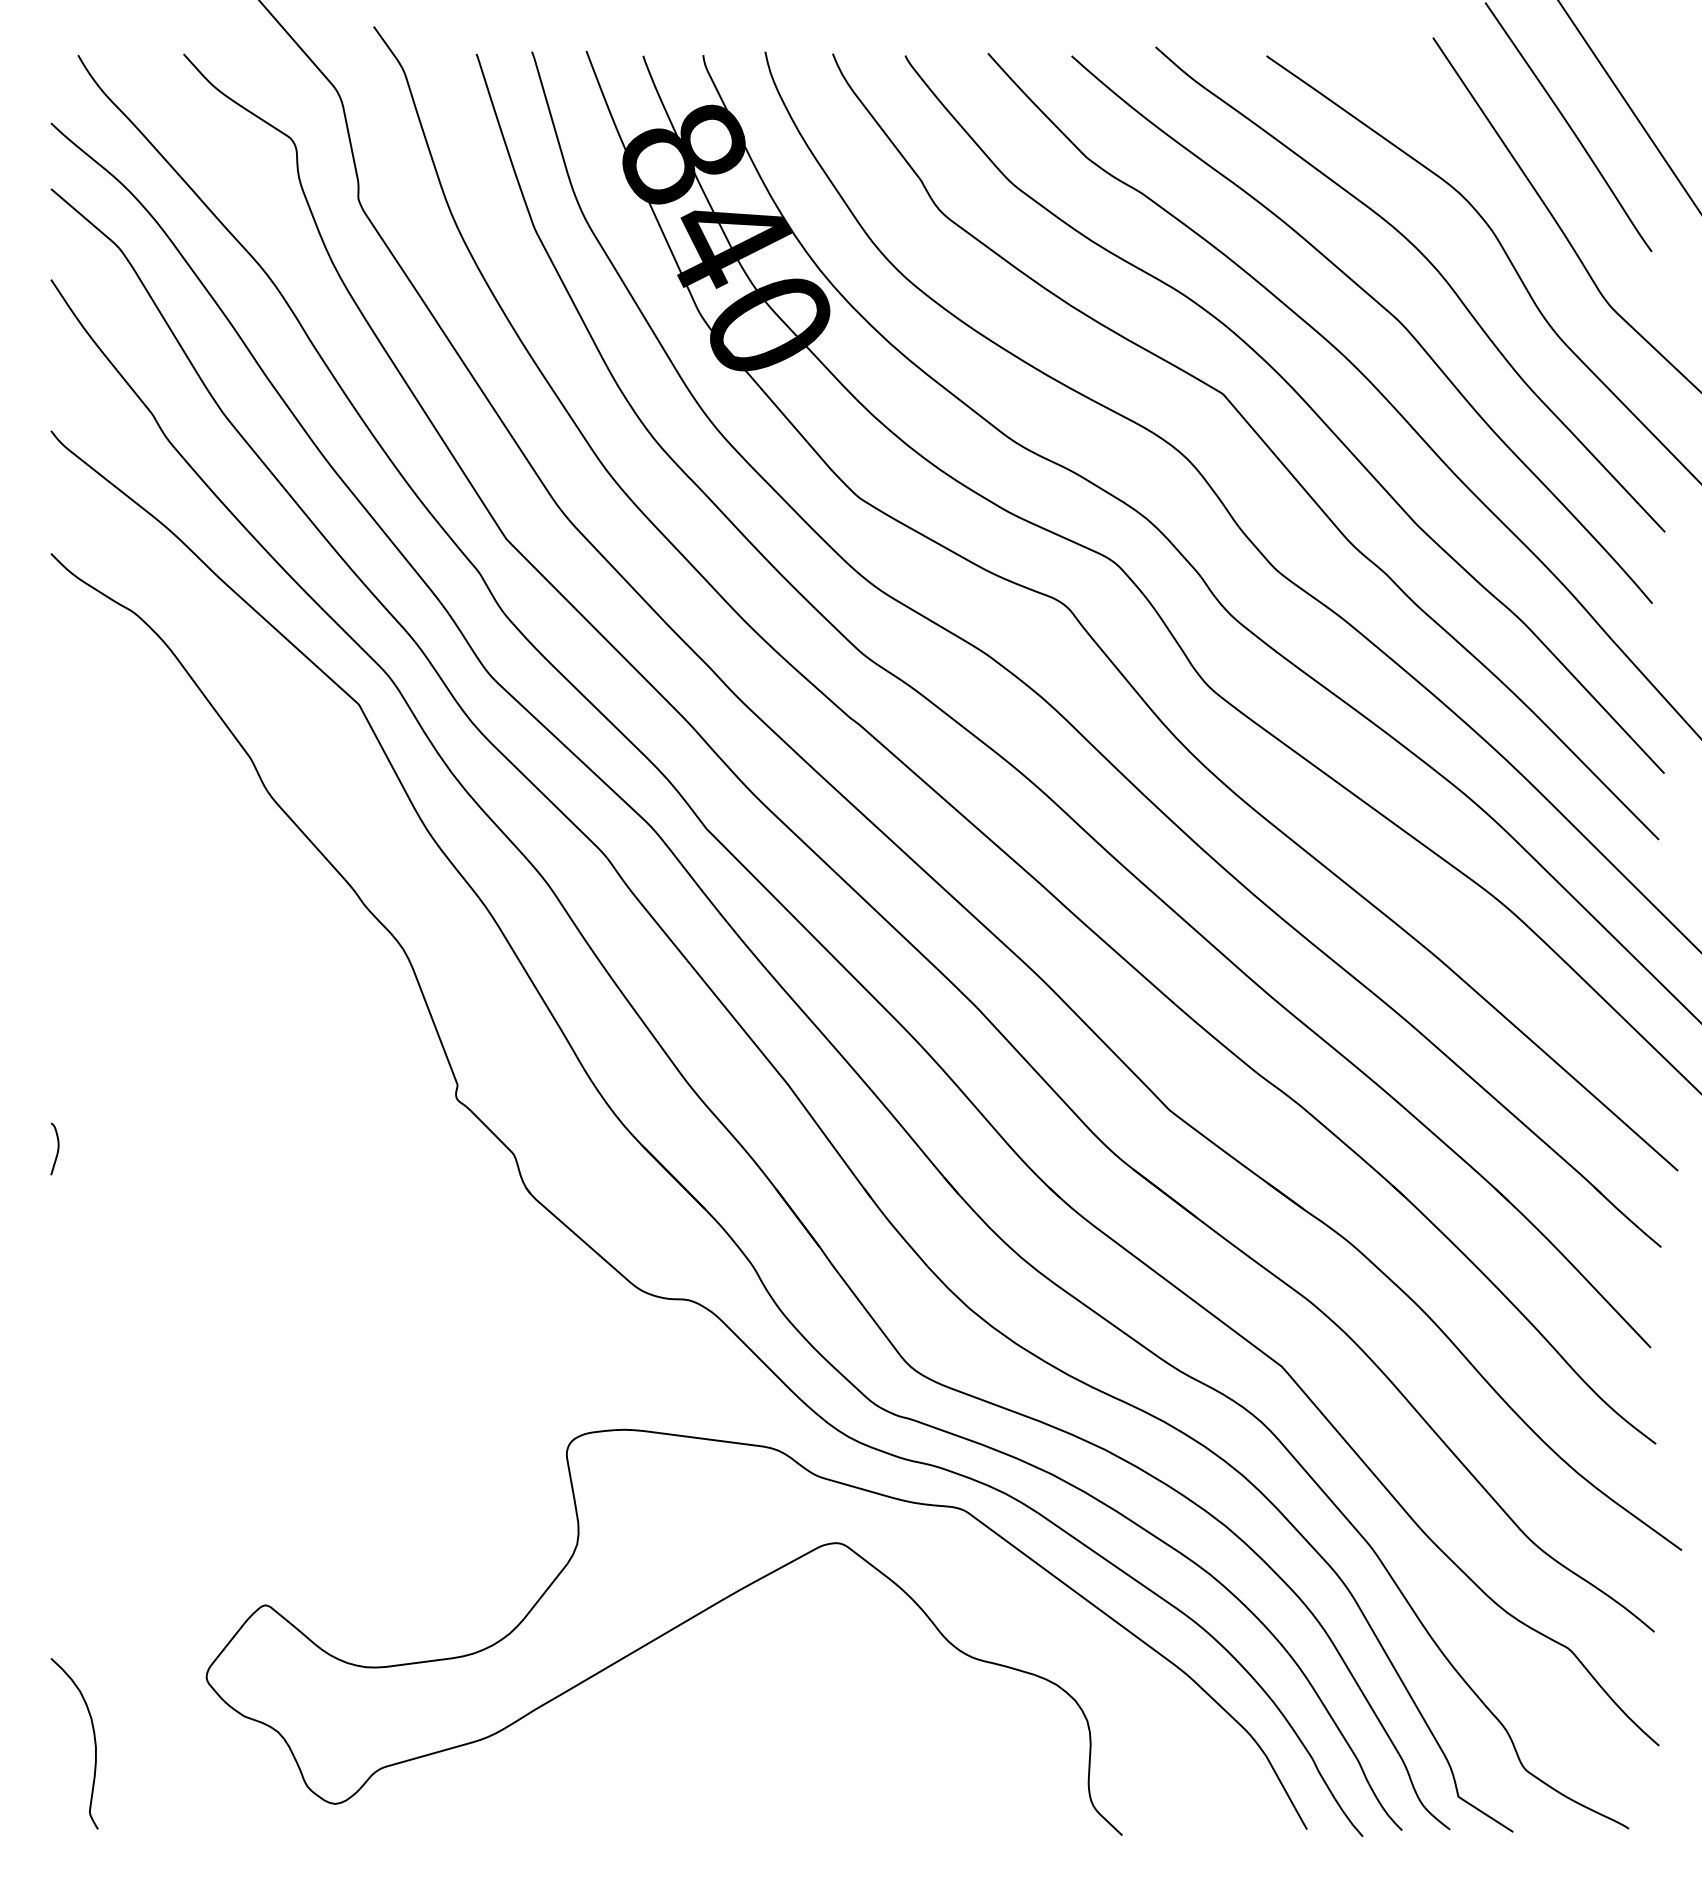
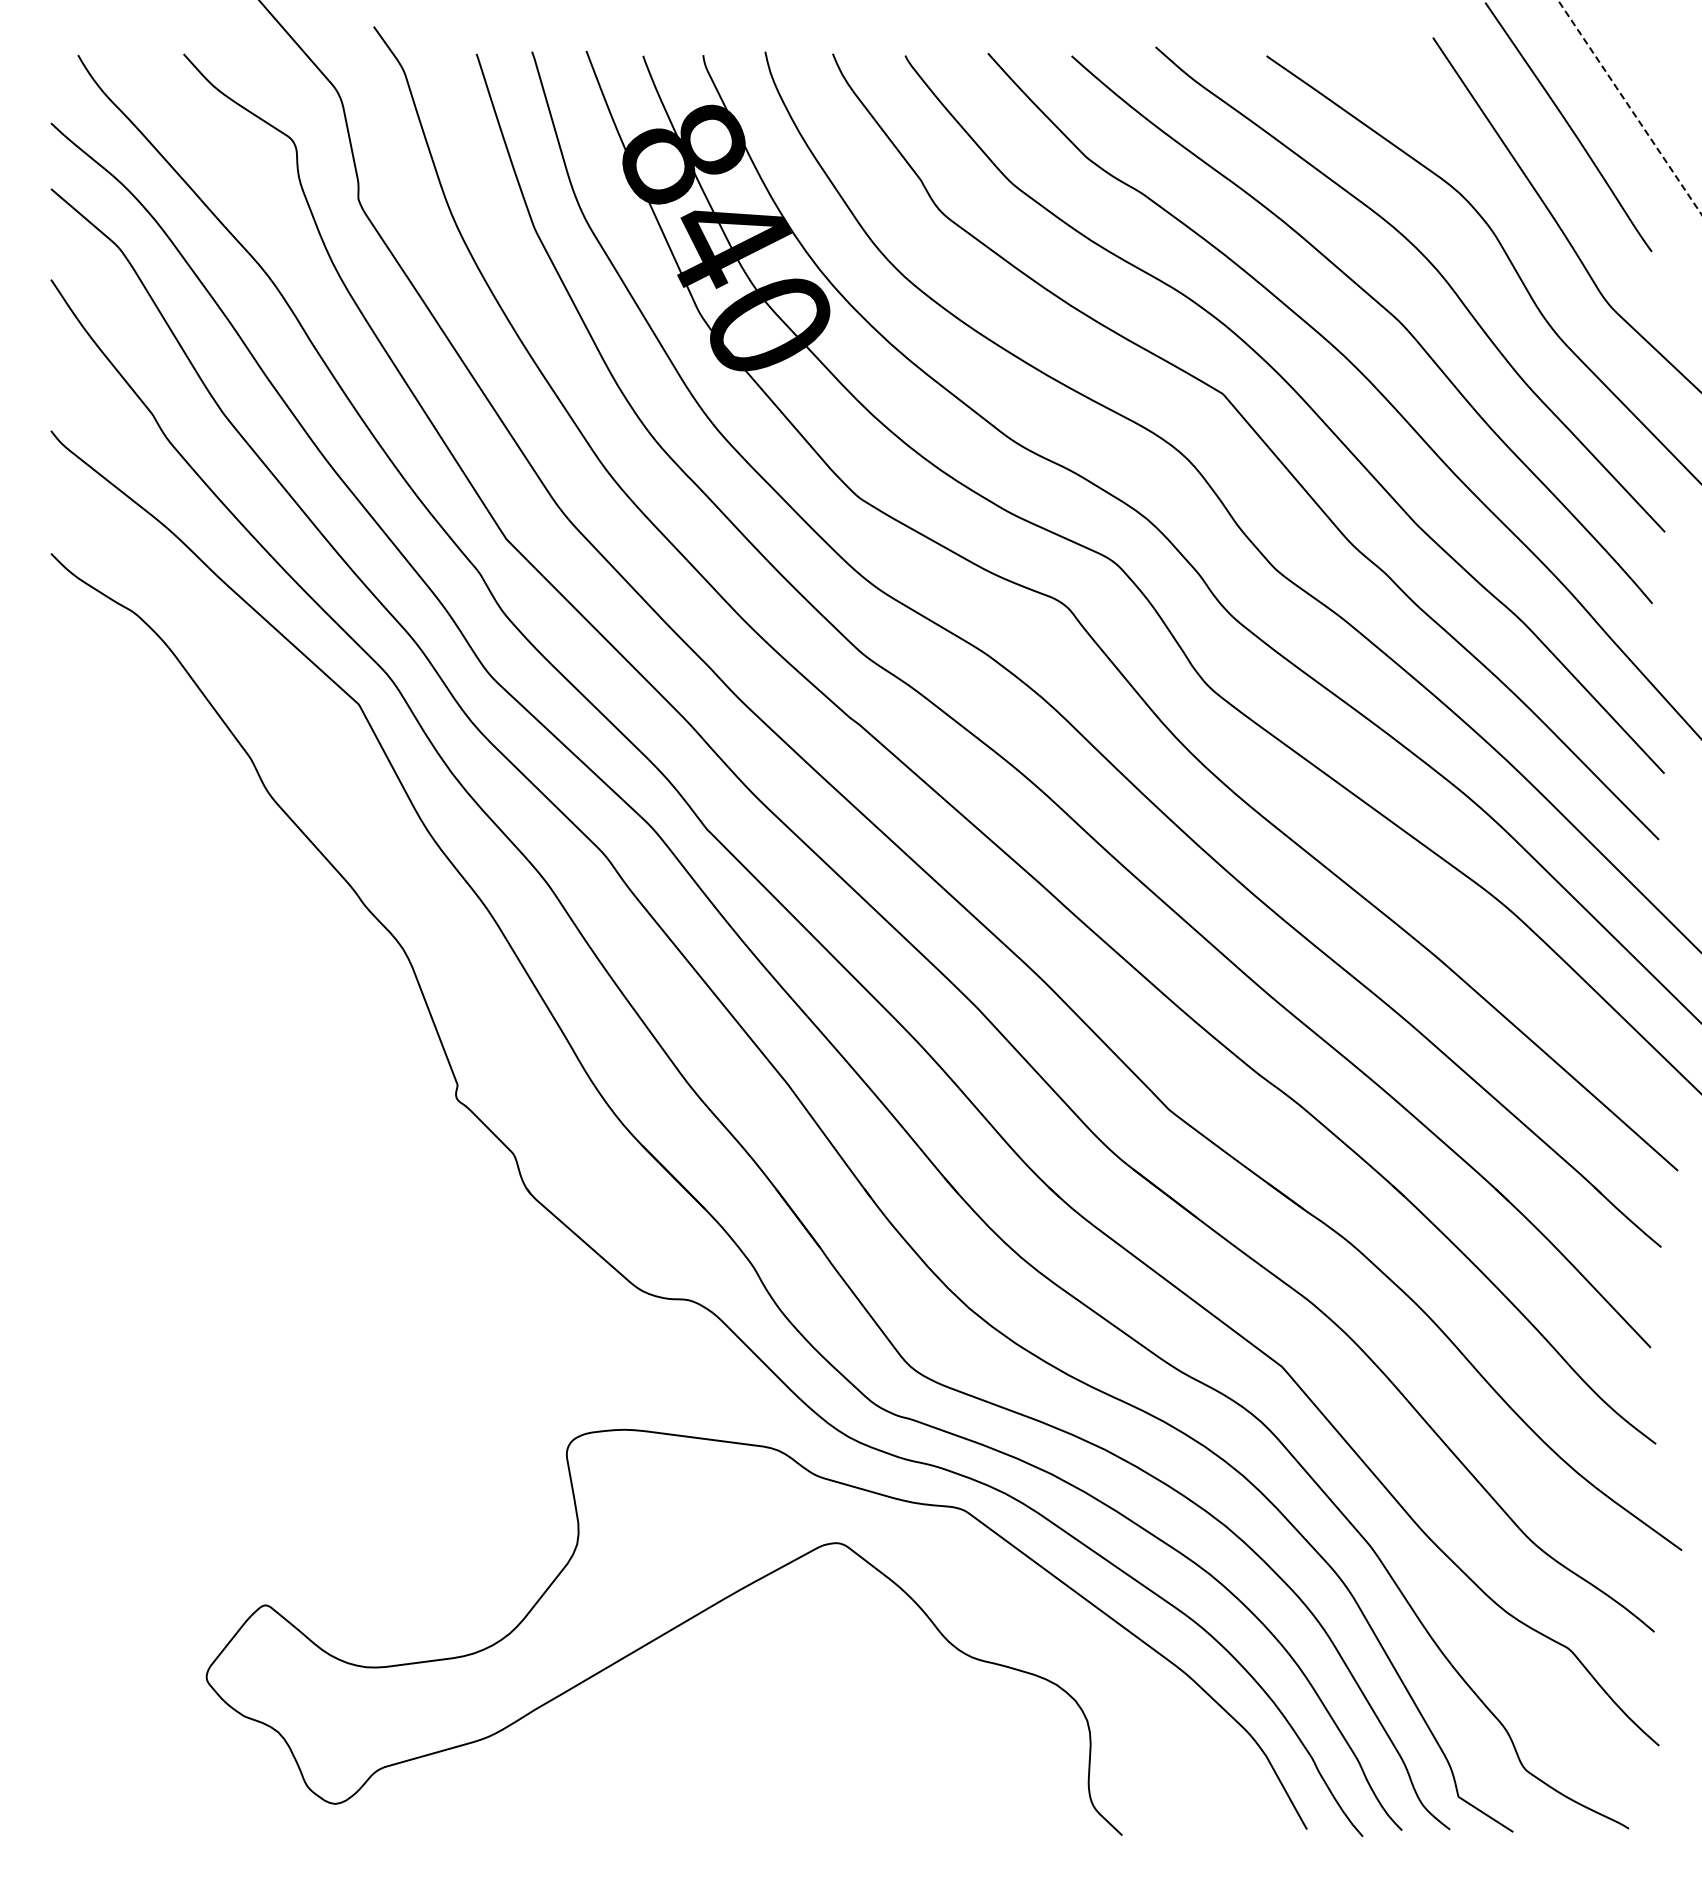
line: solid -> dashed (1629, 106)
curve: present -> none (57, 1148)
curve: present -> none (93, 1737)
